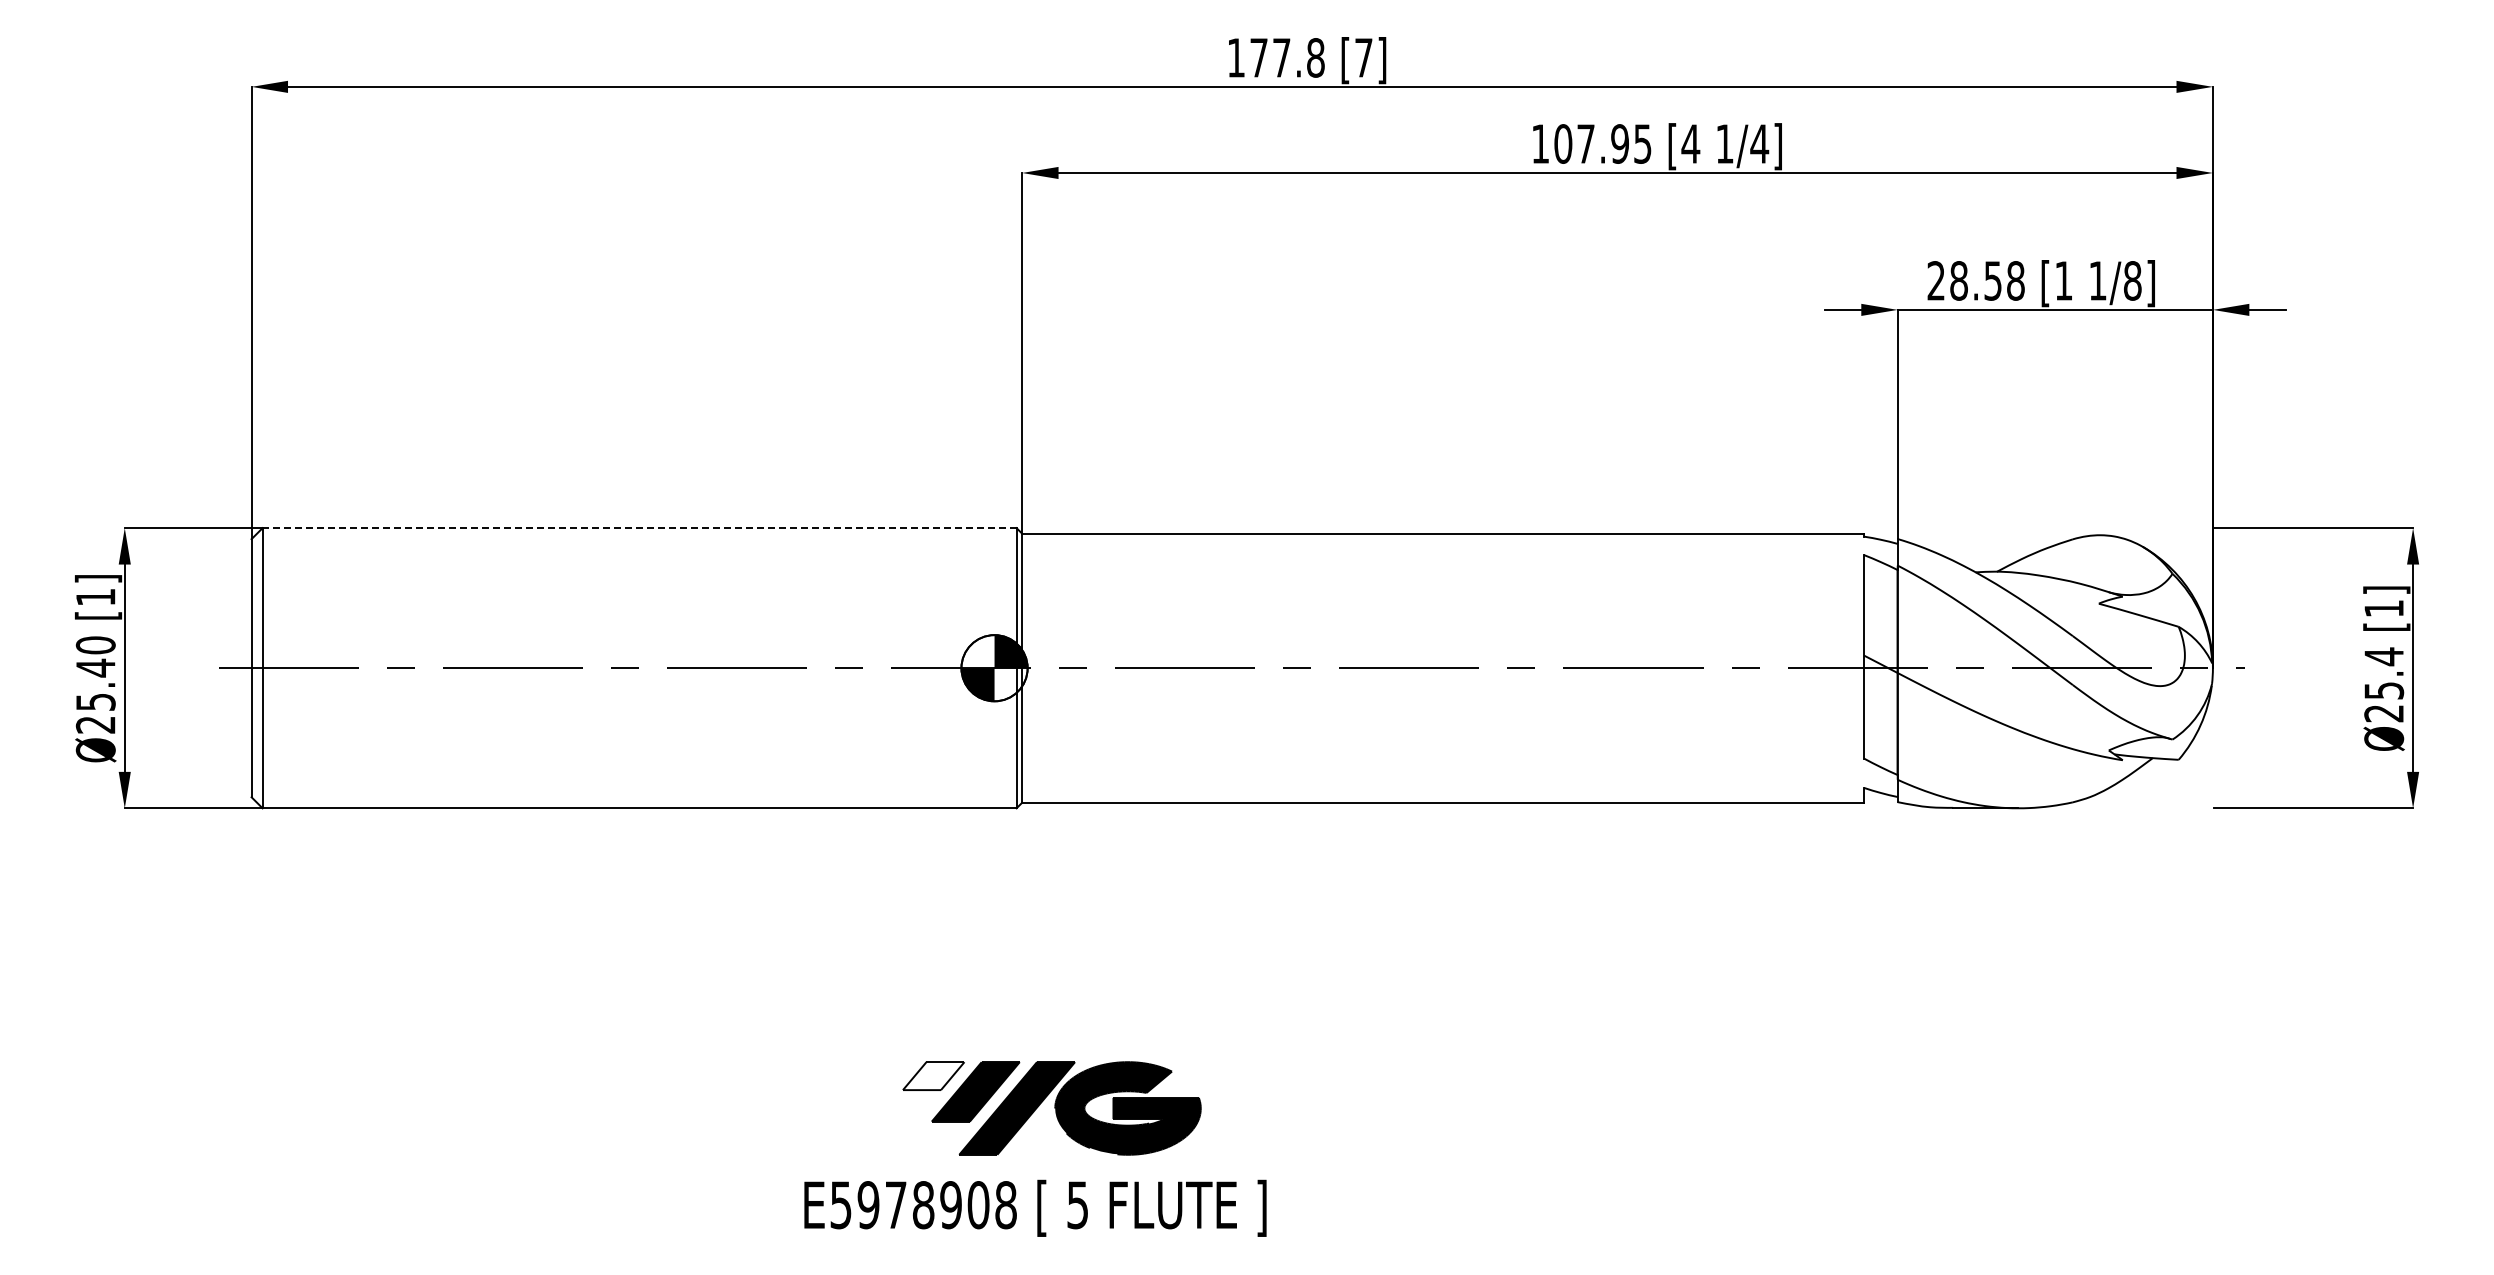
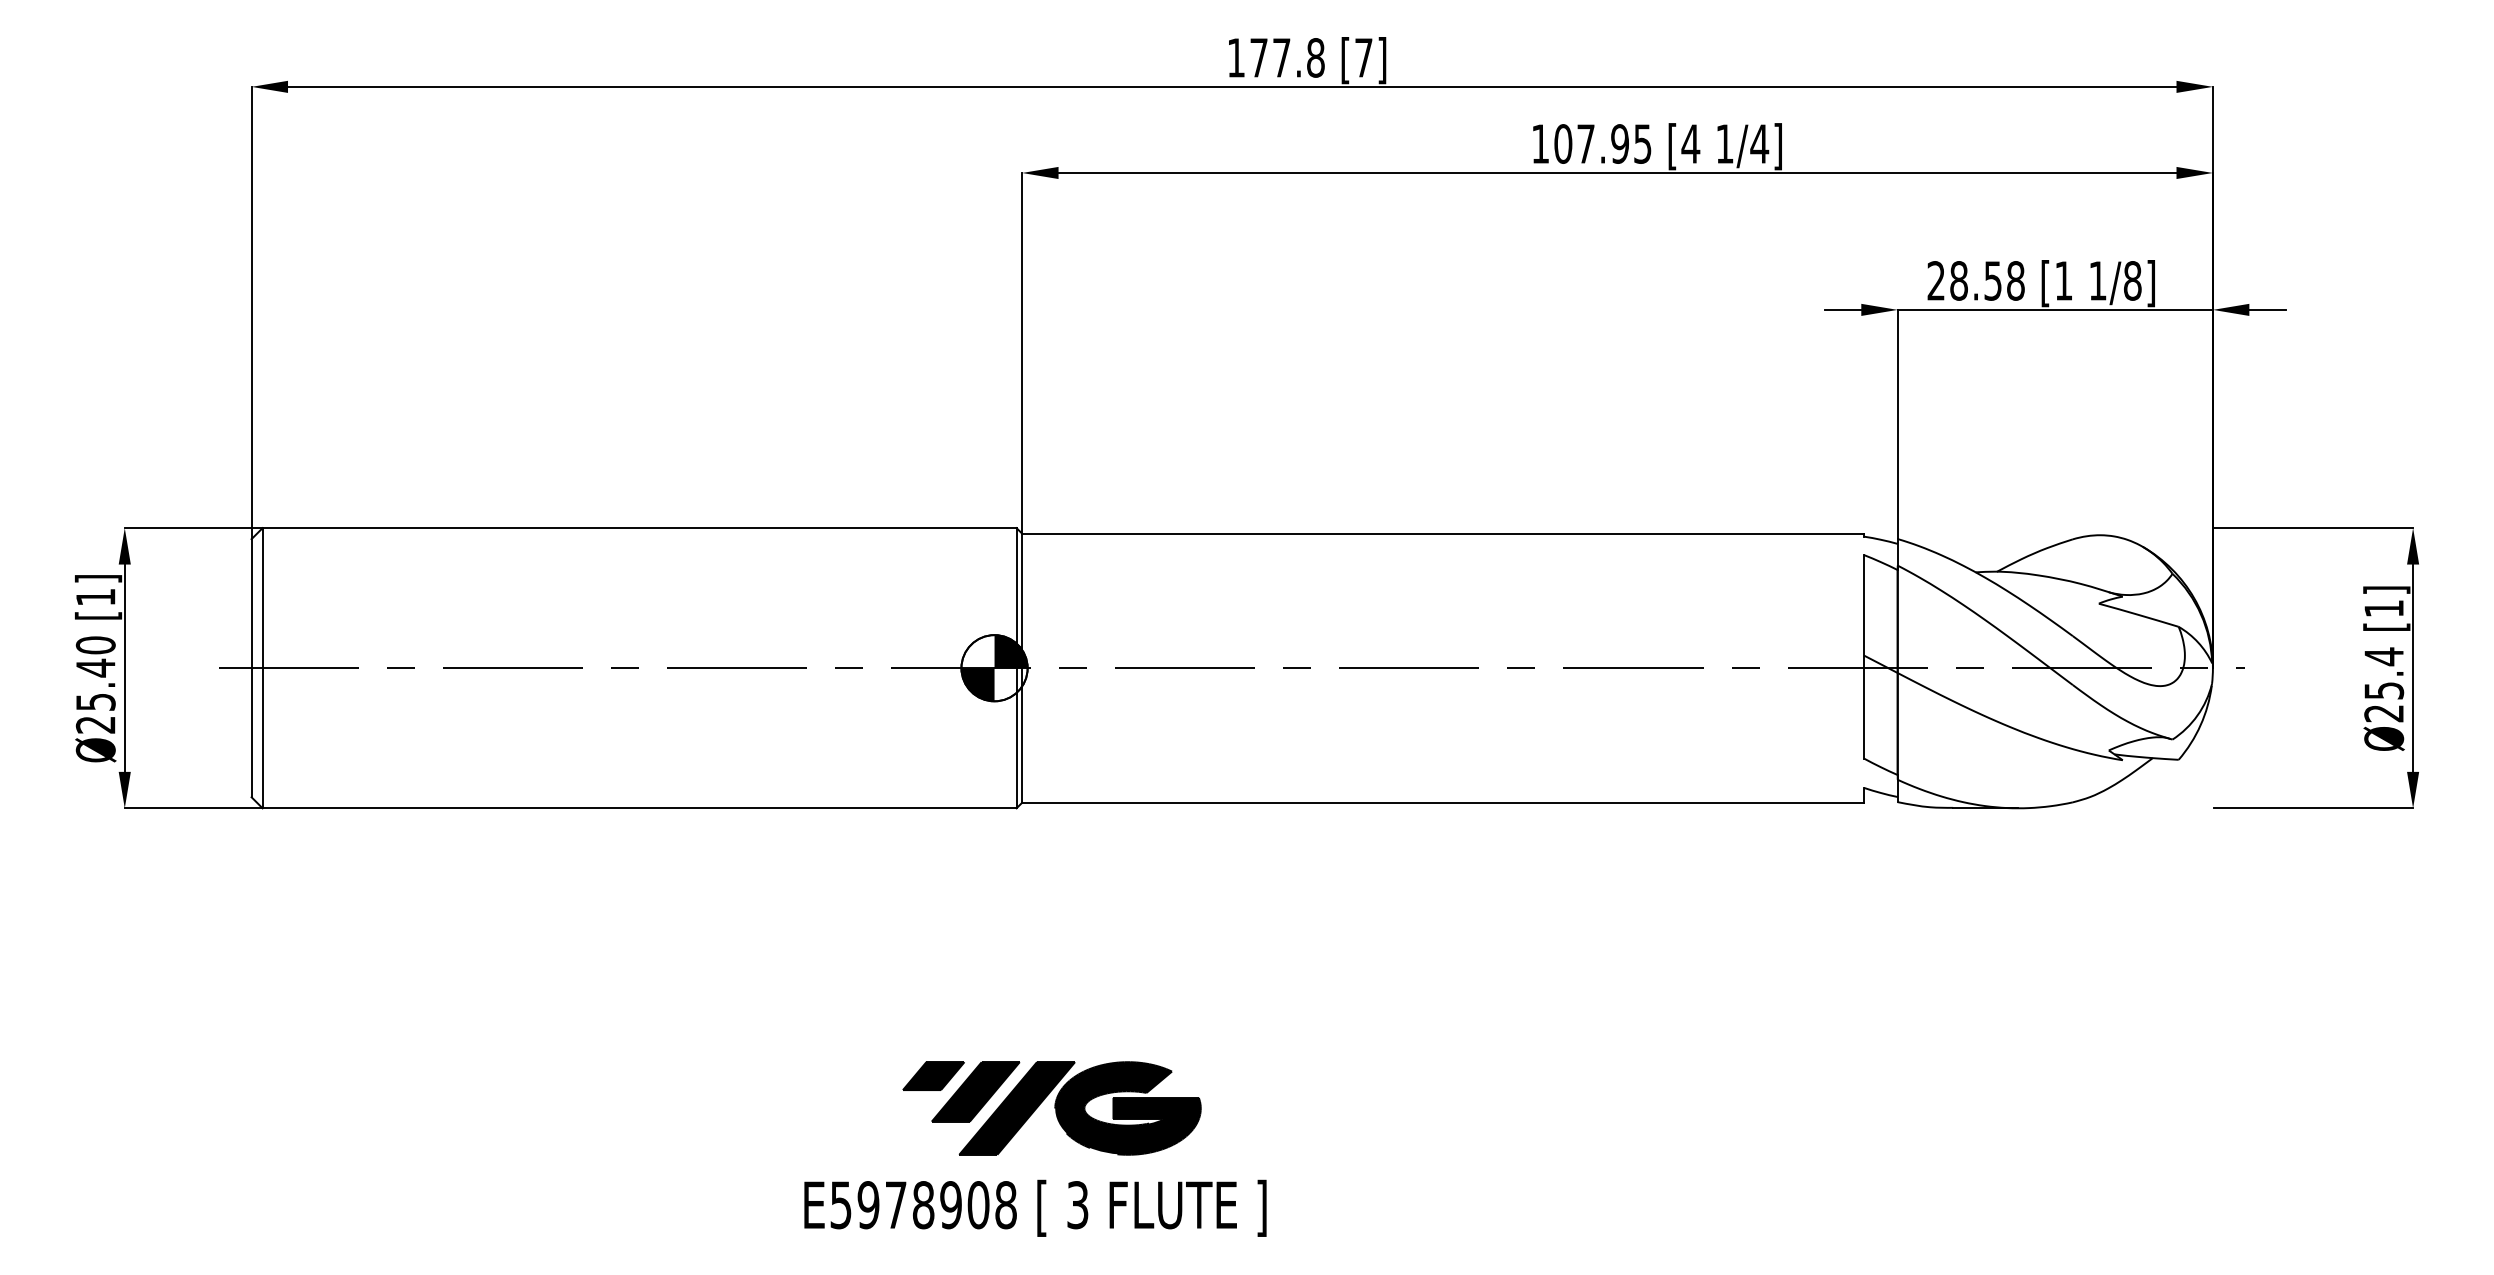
line: dashed -> solid (639, 528)
fill: none -> present (933, 1076)
text: 5 -> 3 (1077, 1204)
